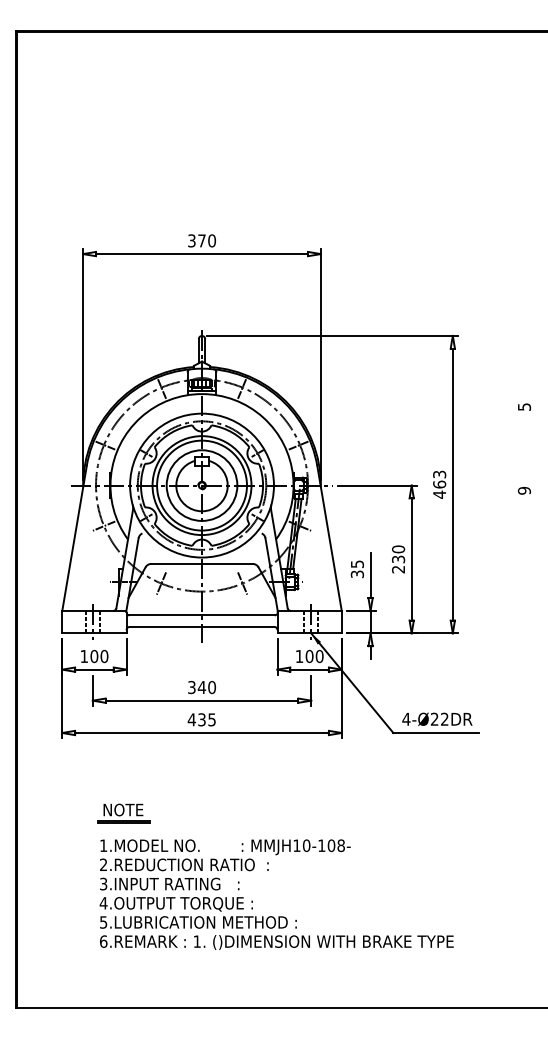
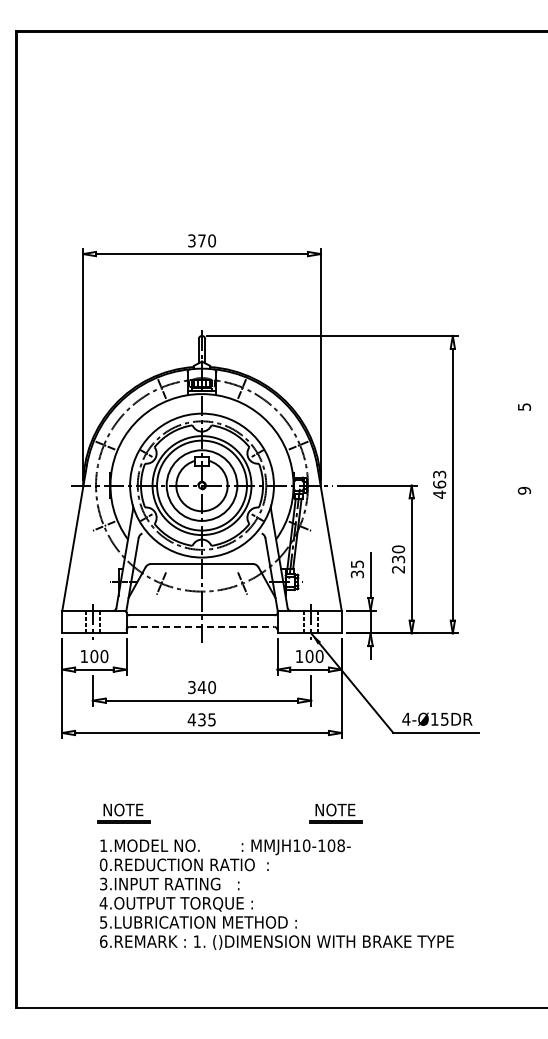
line: solid -> dashed (202, 626)
text: 4-Ø22DR -> 4-Ø15DR (439, 718)
part: none -> present (335, 813)
text: 2.REDUCTION -> 0.REDUCTION (103, 864)
